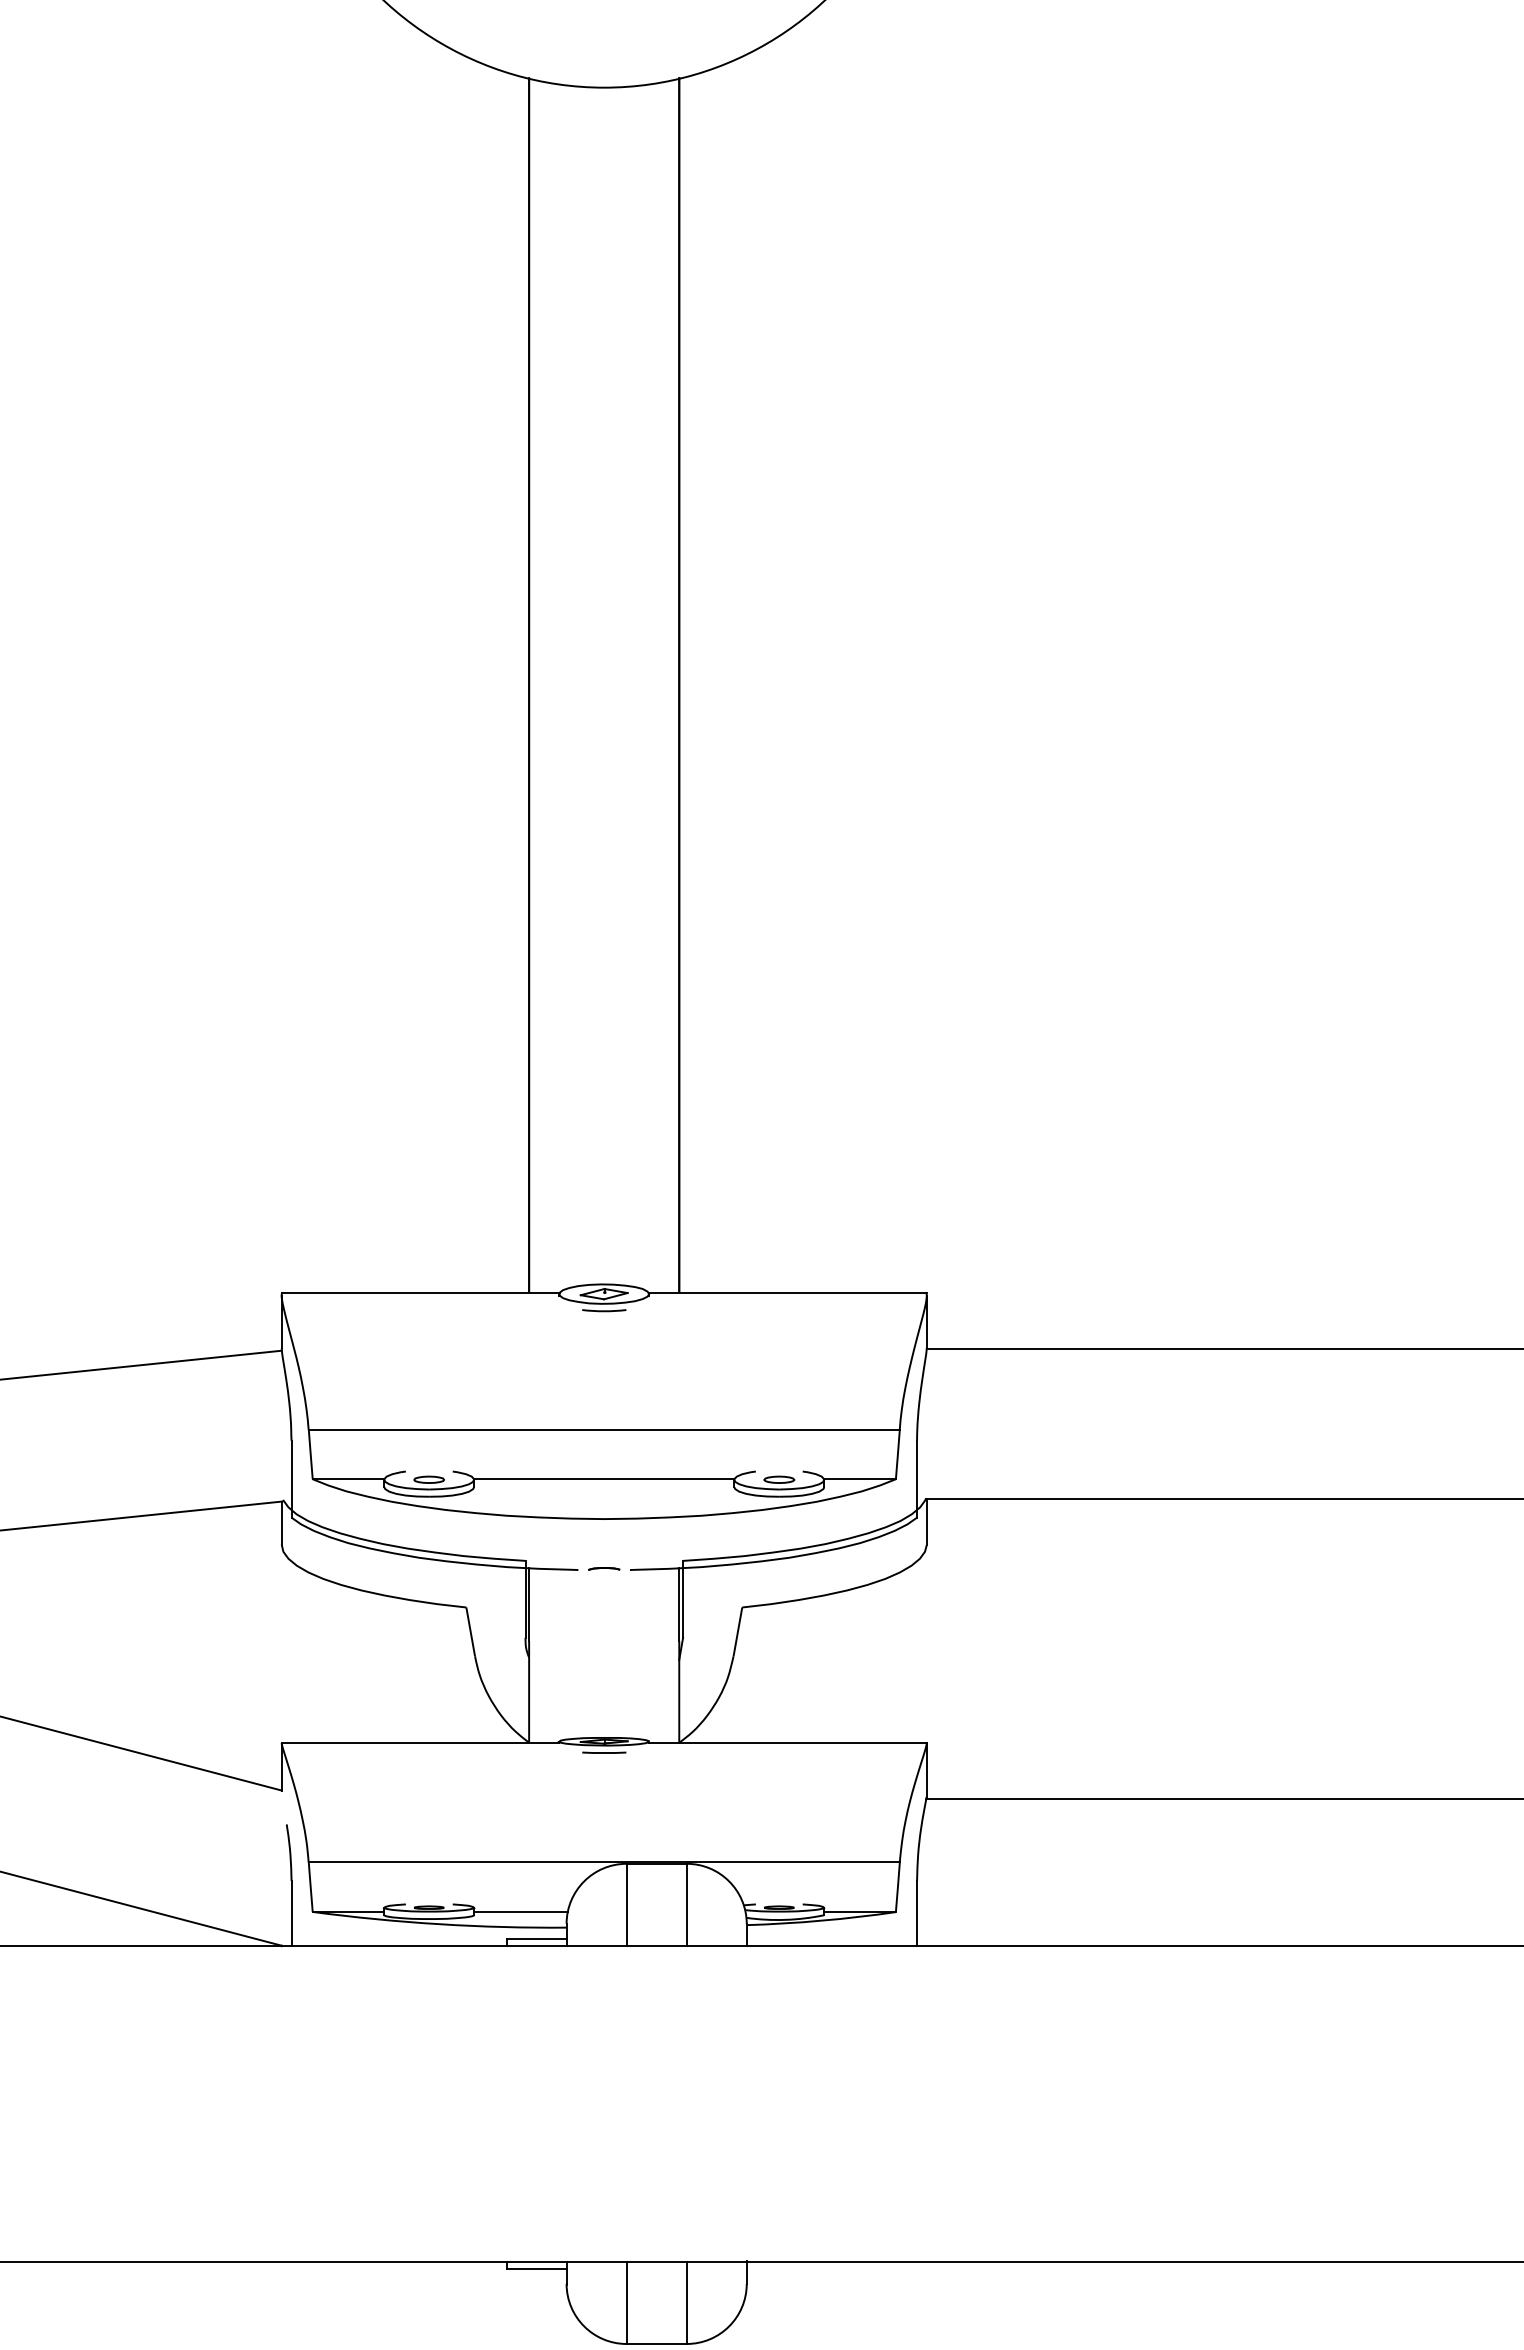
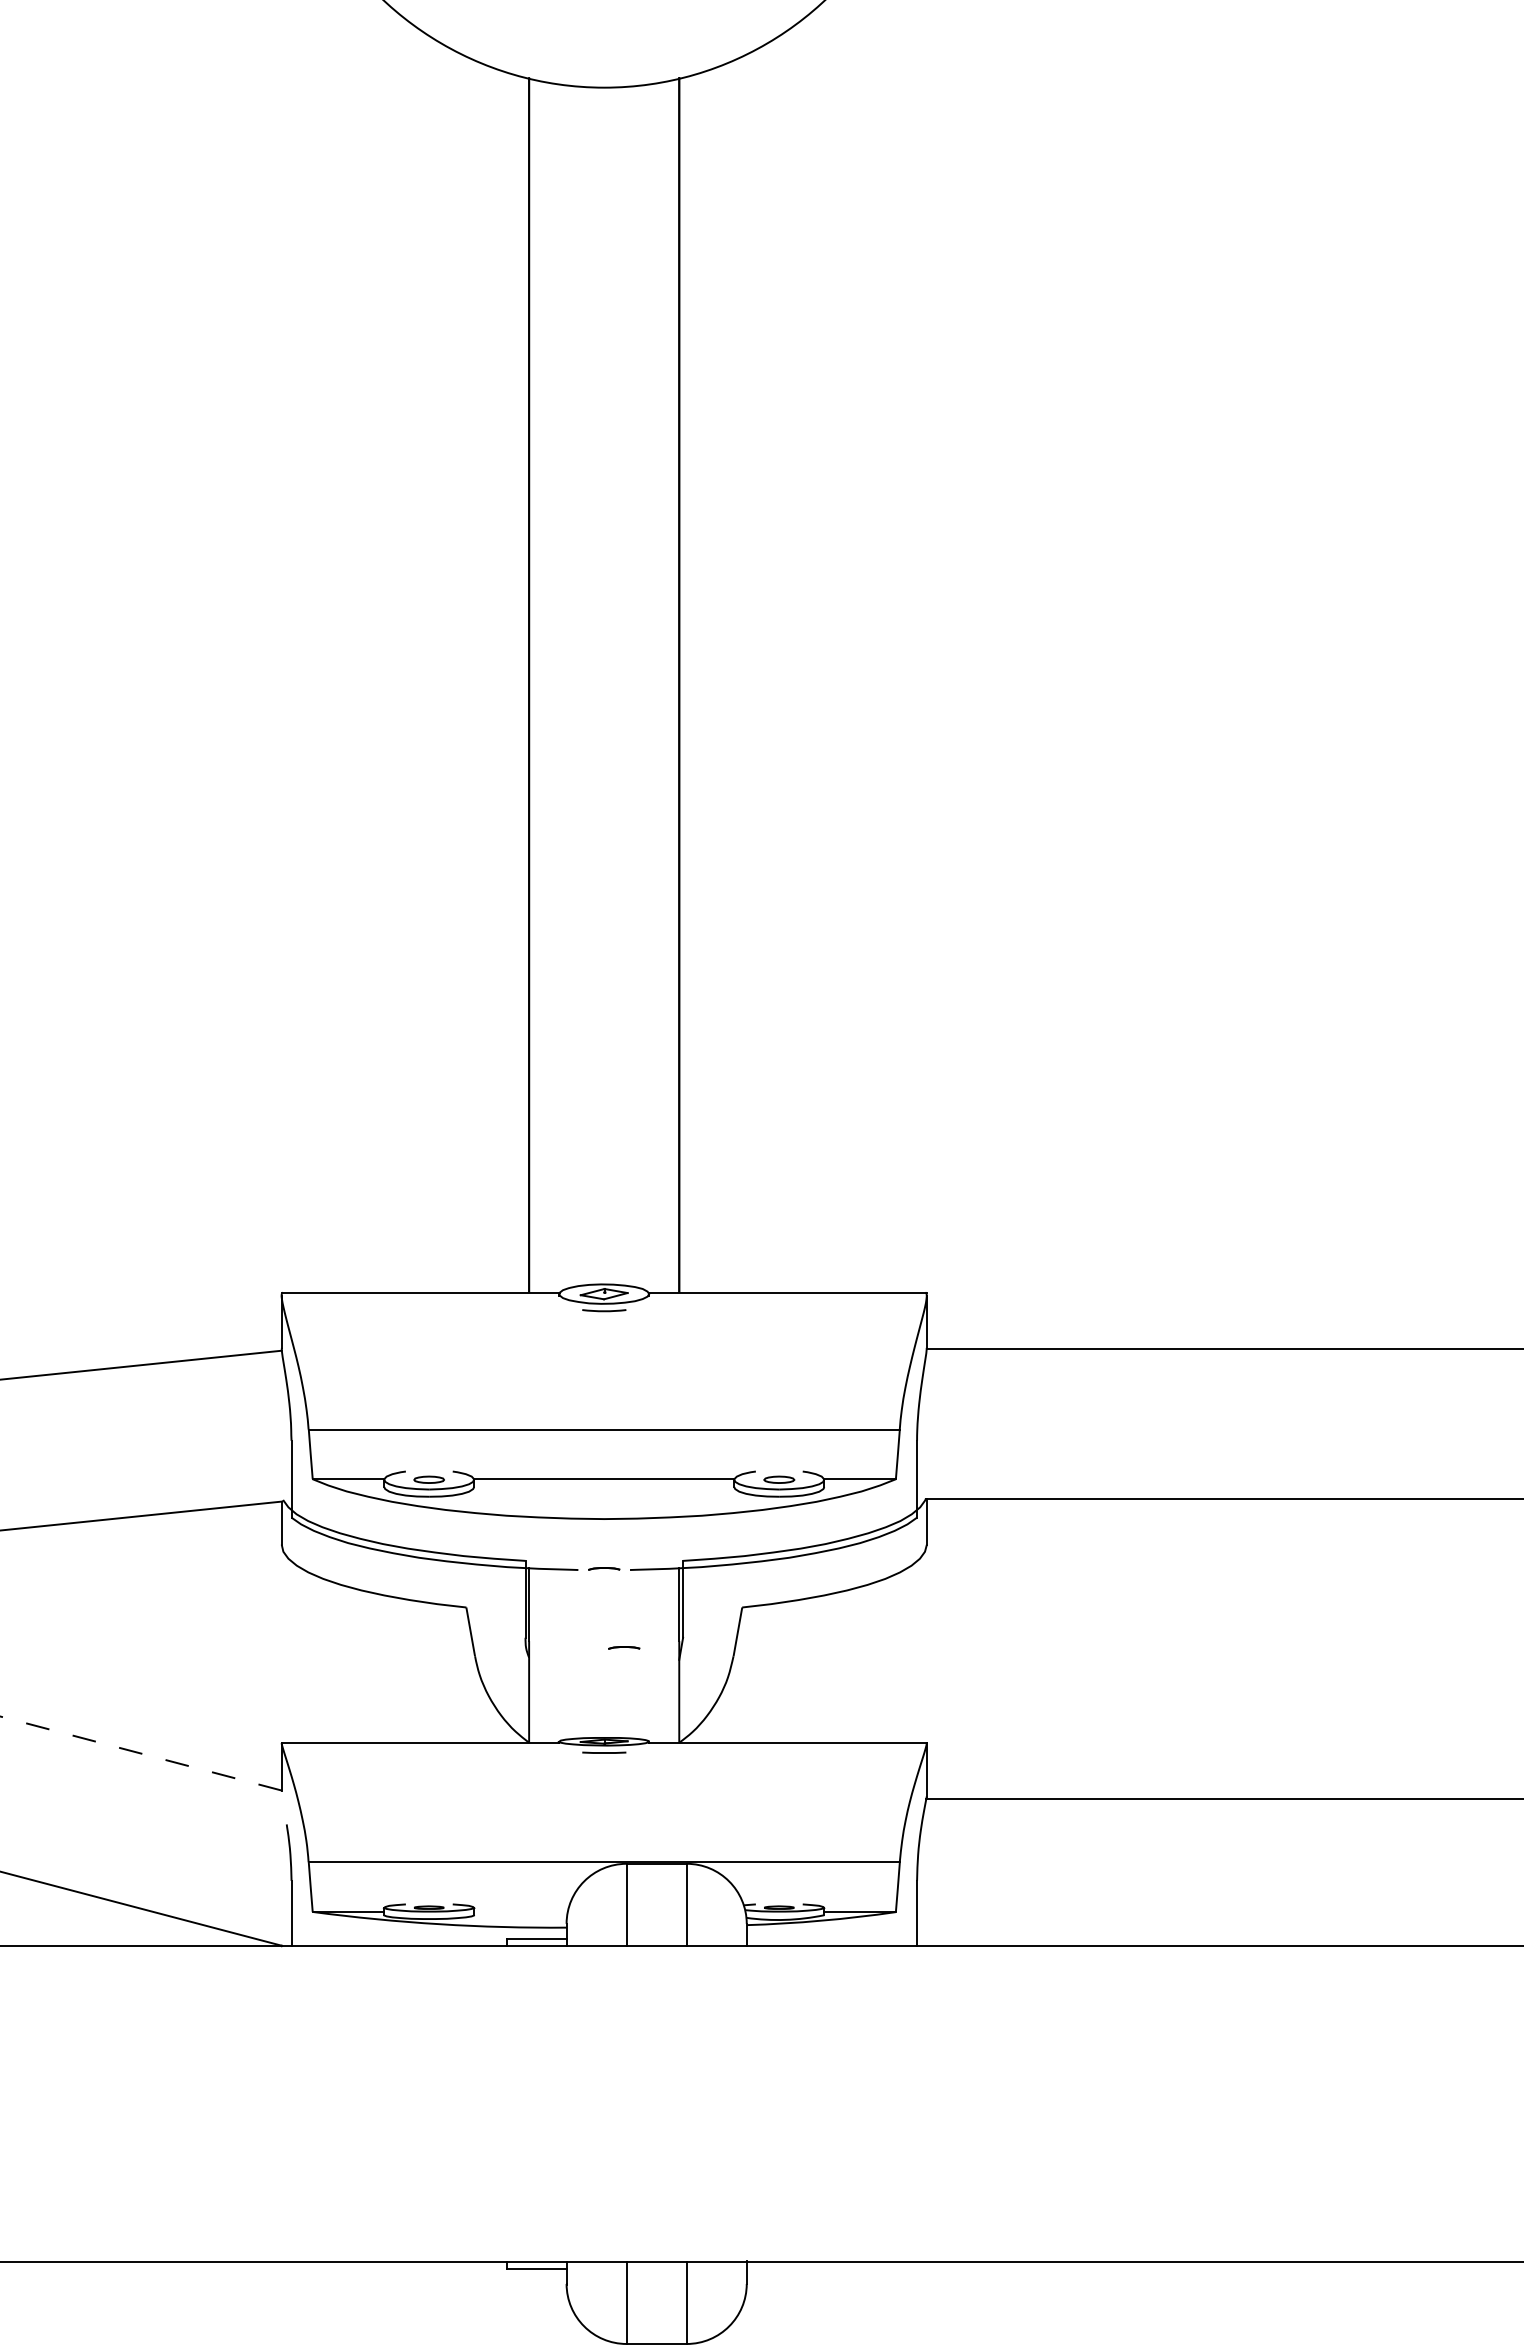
line: none -> present (624, 1647)
line: solid -> dashed (140, 1753)
line: present -> none (520, 1912)
